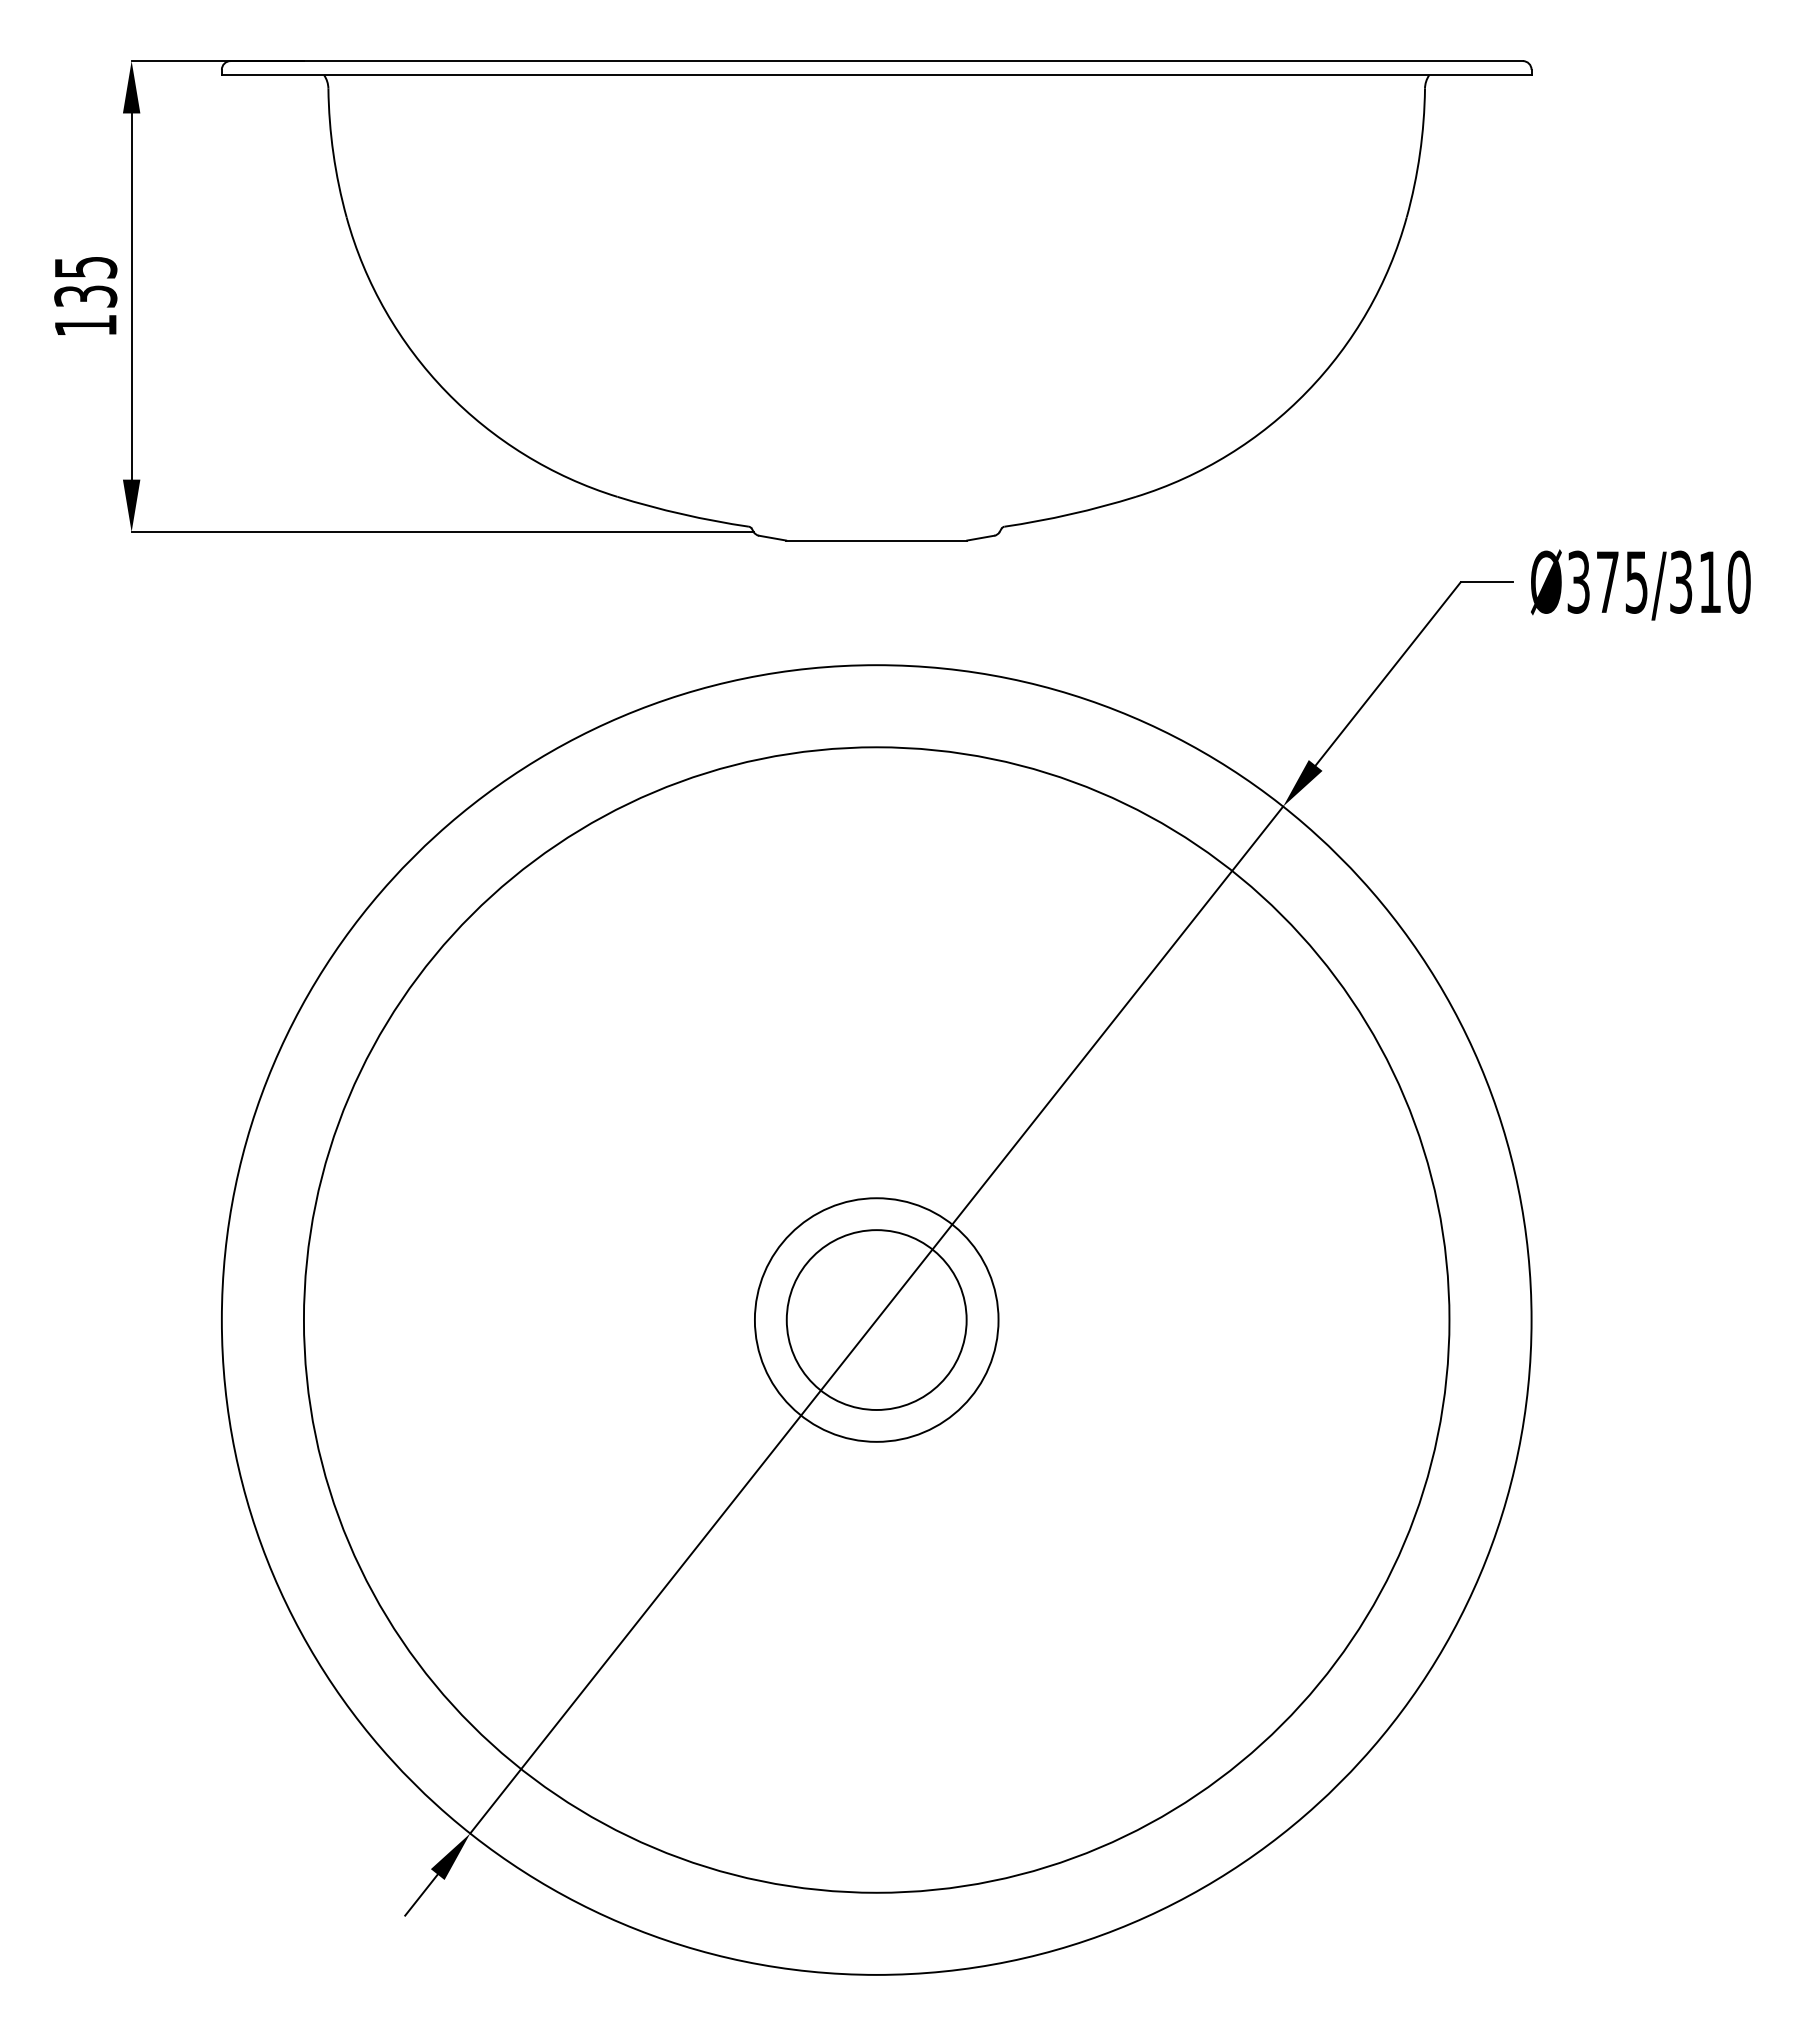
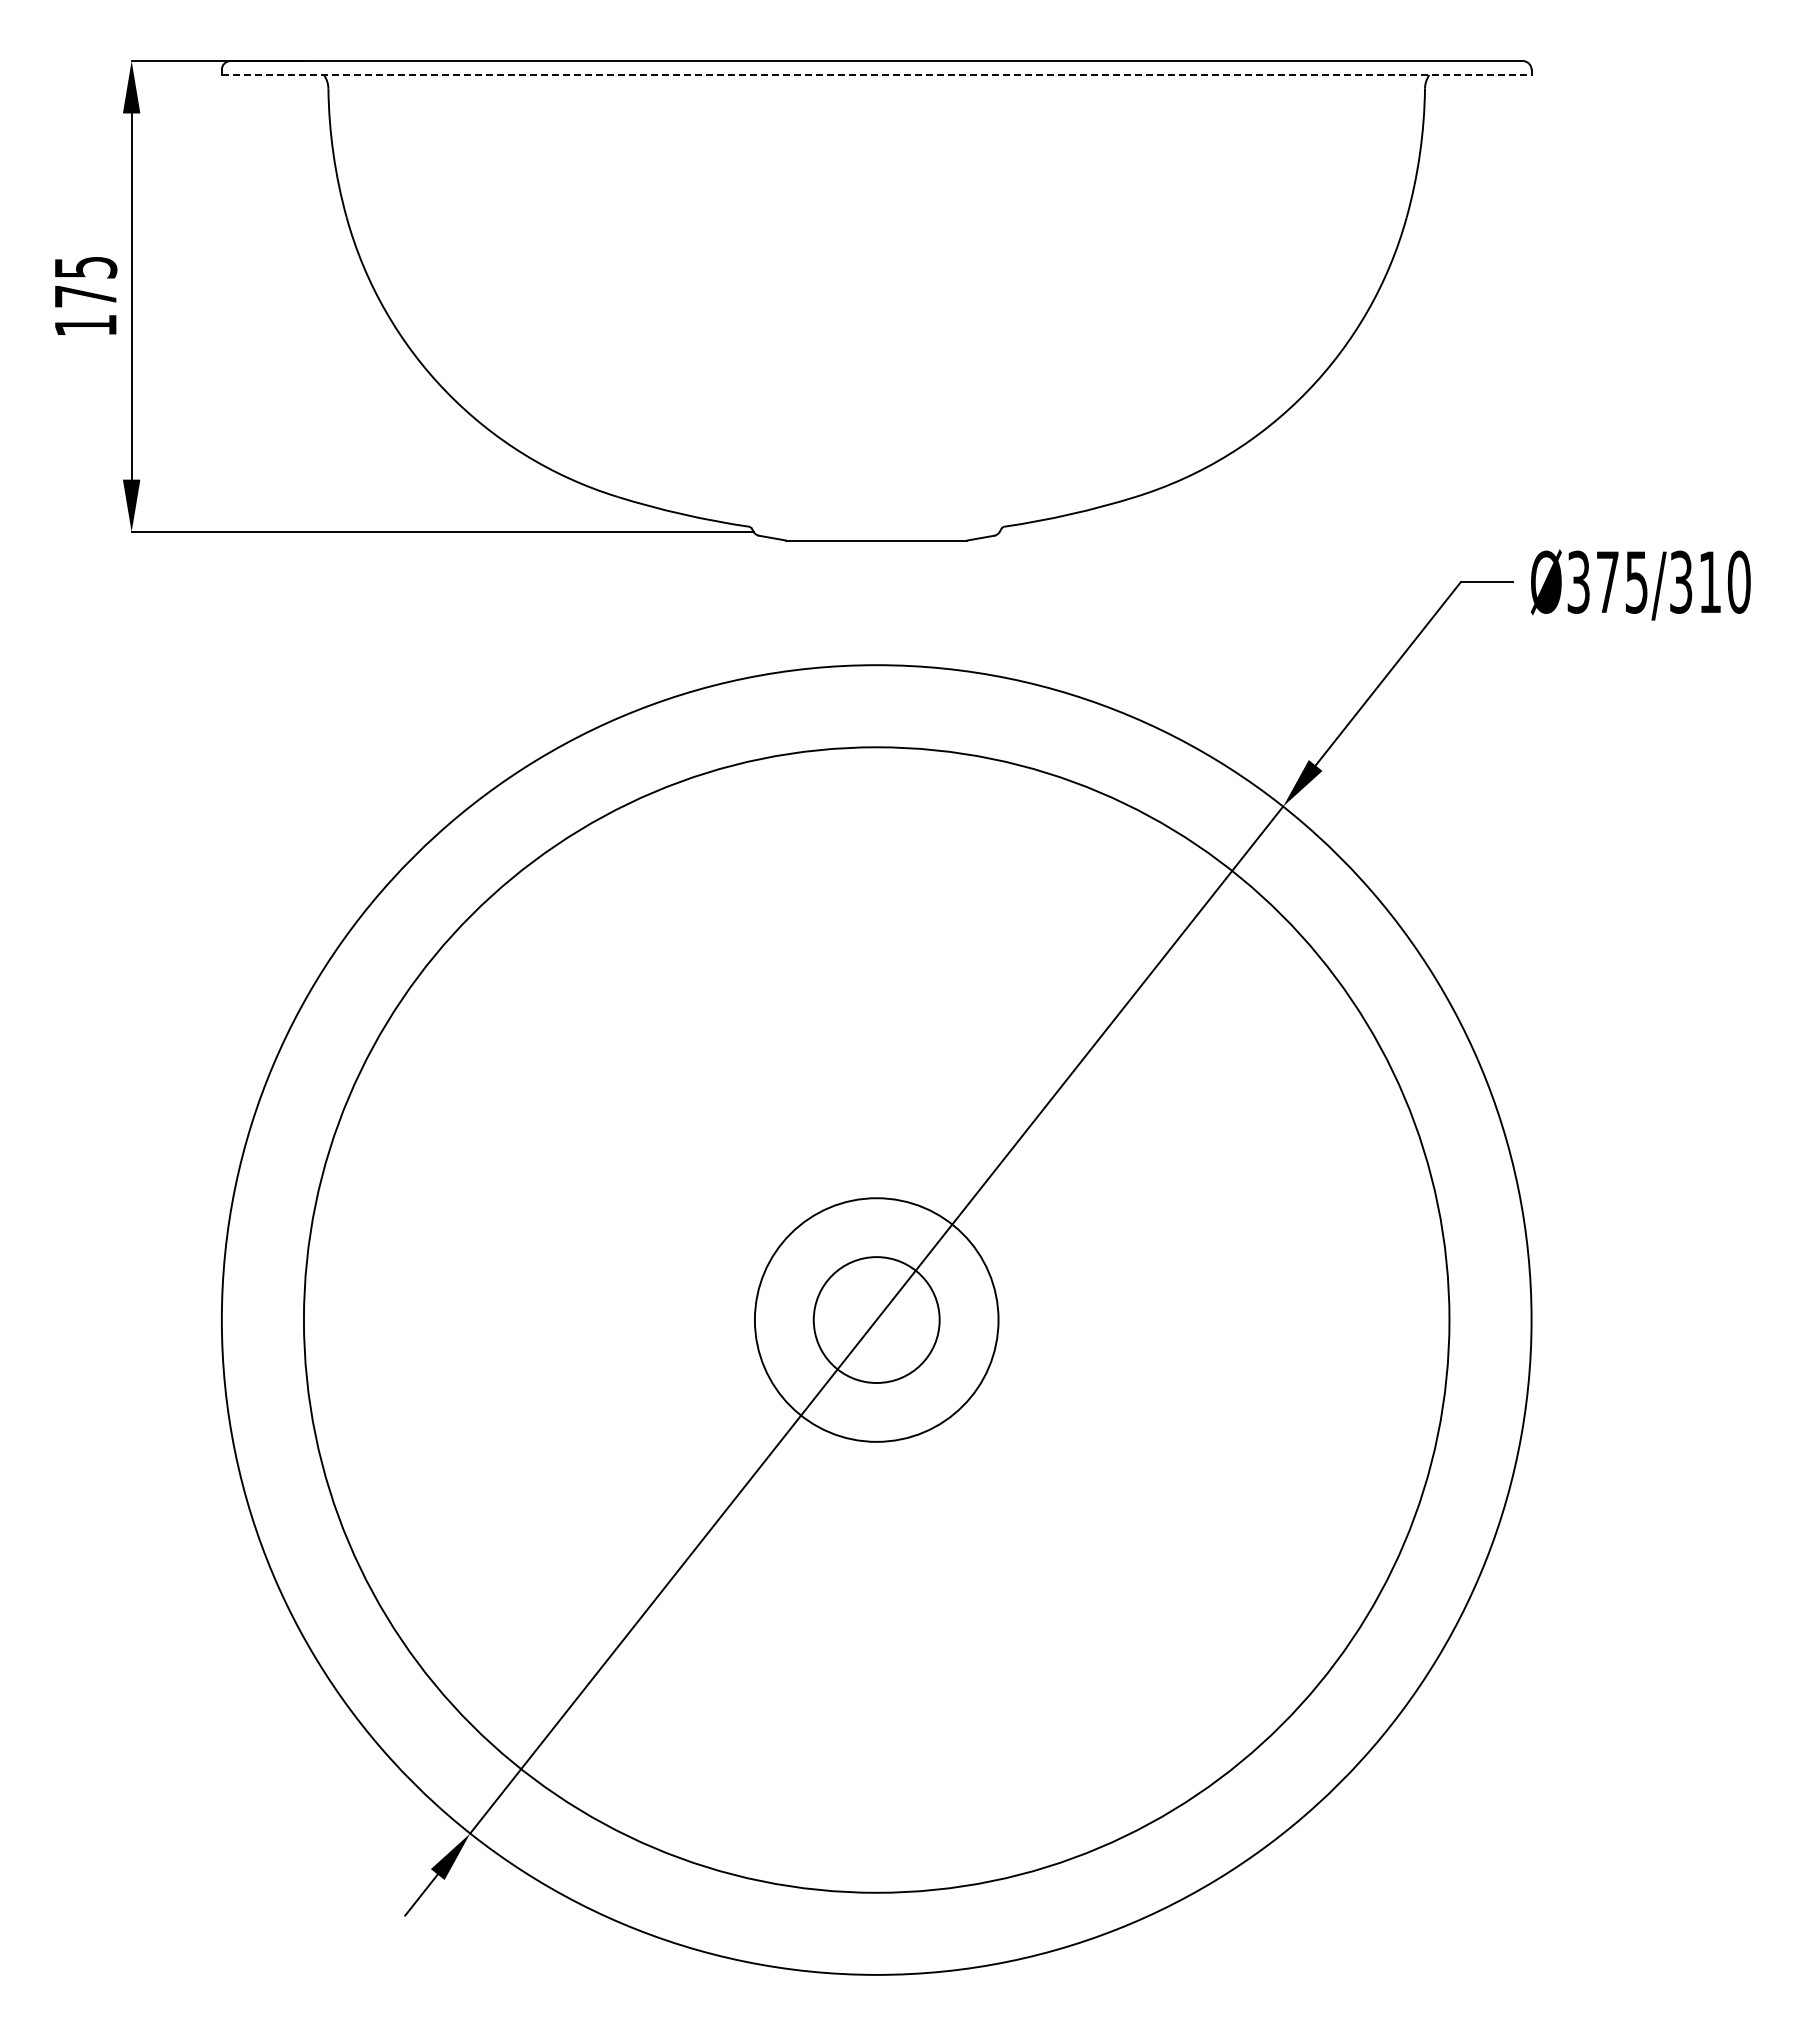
line: solid -> dashed (876, 75)
text: 135 -> 175 (85, 296)
circle diameter: 180 px -> 126 px (876, 1320)
